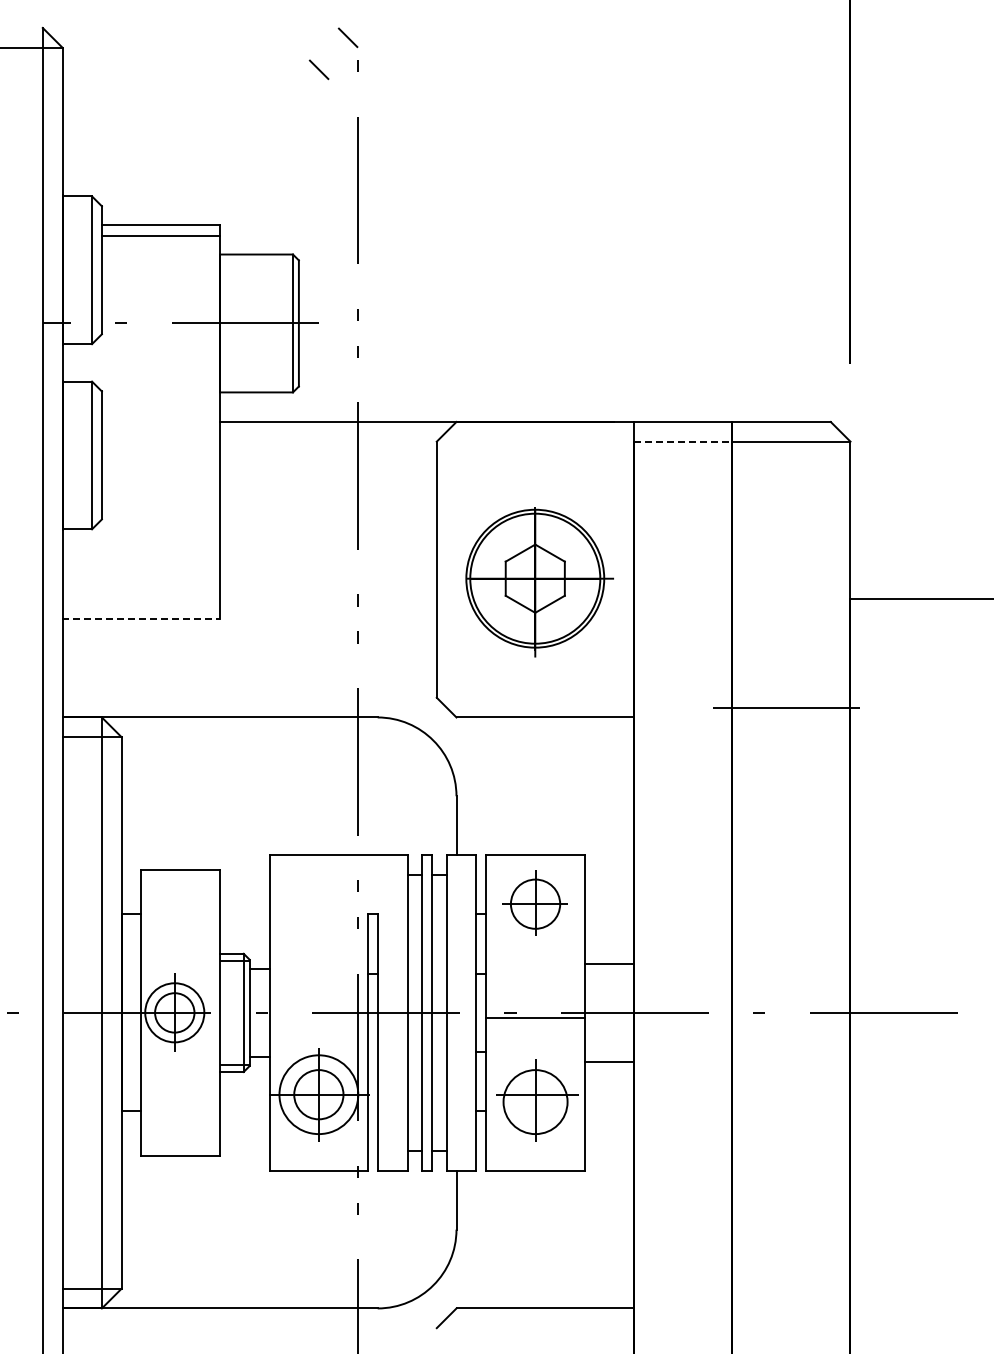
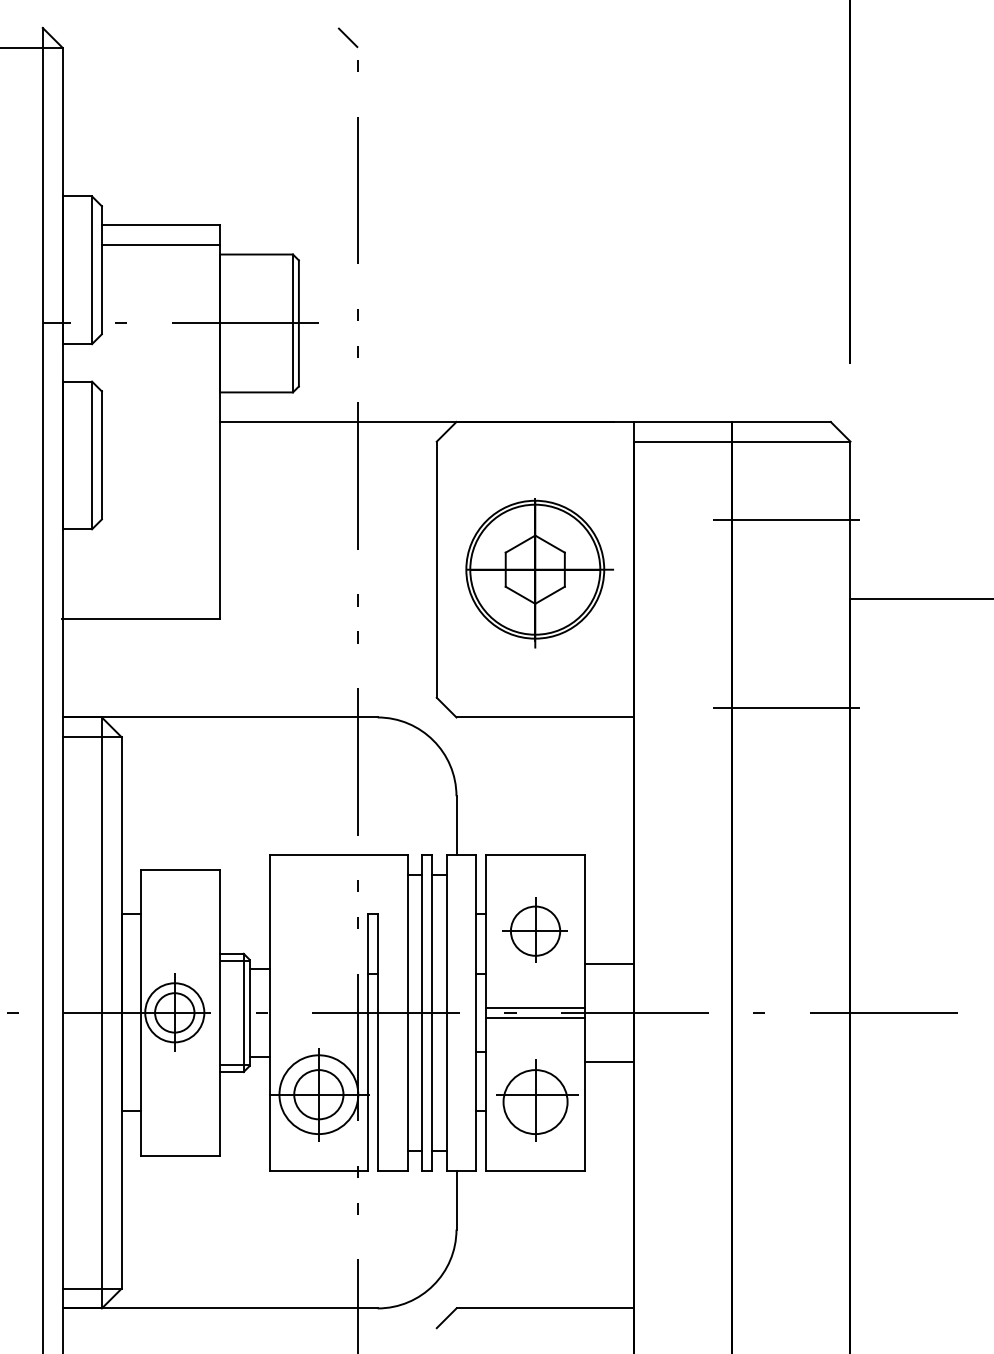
line: present -> none (318, 69)
line position: (160, 235) -> (160, 244) (160, 244)
line: dashed -> solid (683, 441)
line: none -> present (791, 520)
part position: (539, 582) -> (539, 573) (539, 573)
line: dashed -> solid (141, 618)
part position: (534, 902) -> (534, 929) (534, 929)
line: none -> present (535, 1008)
